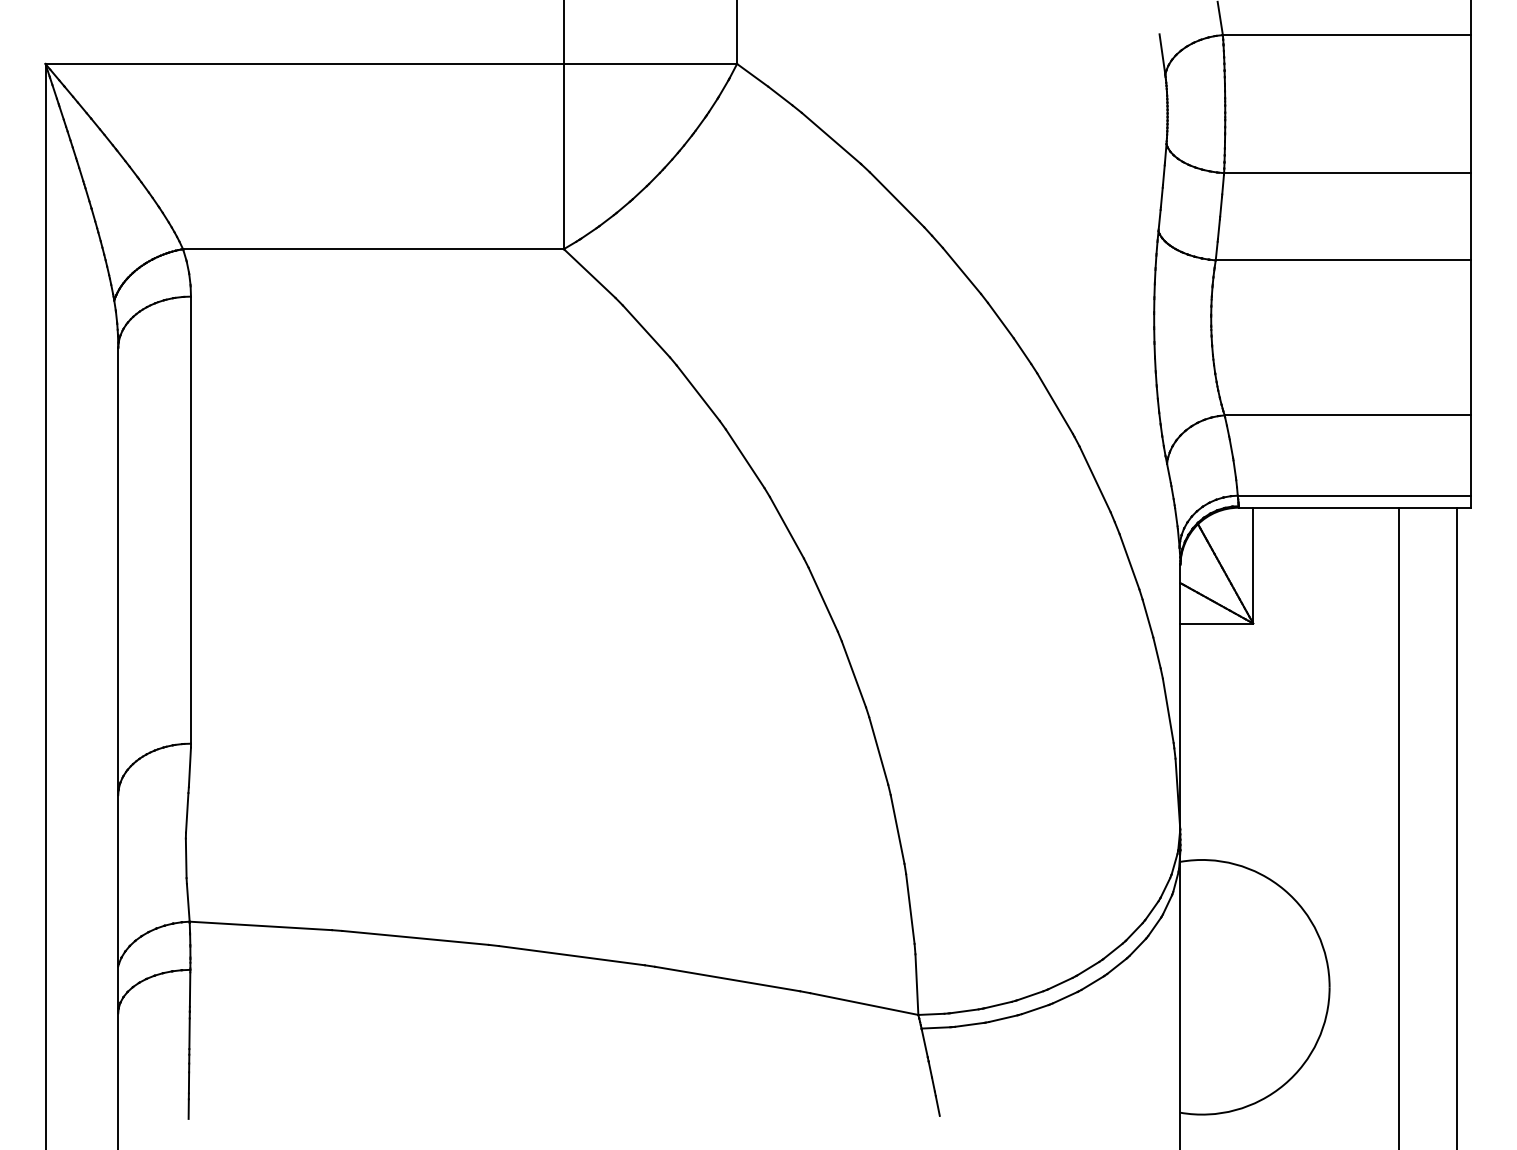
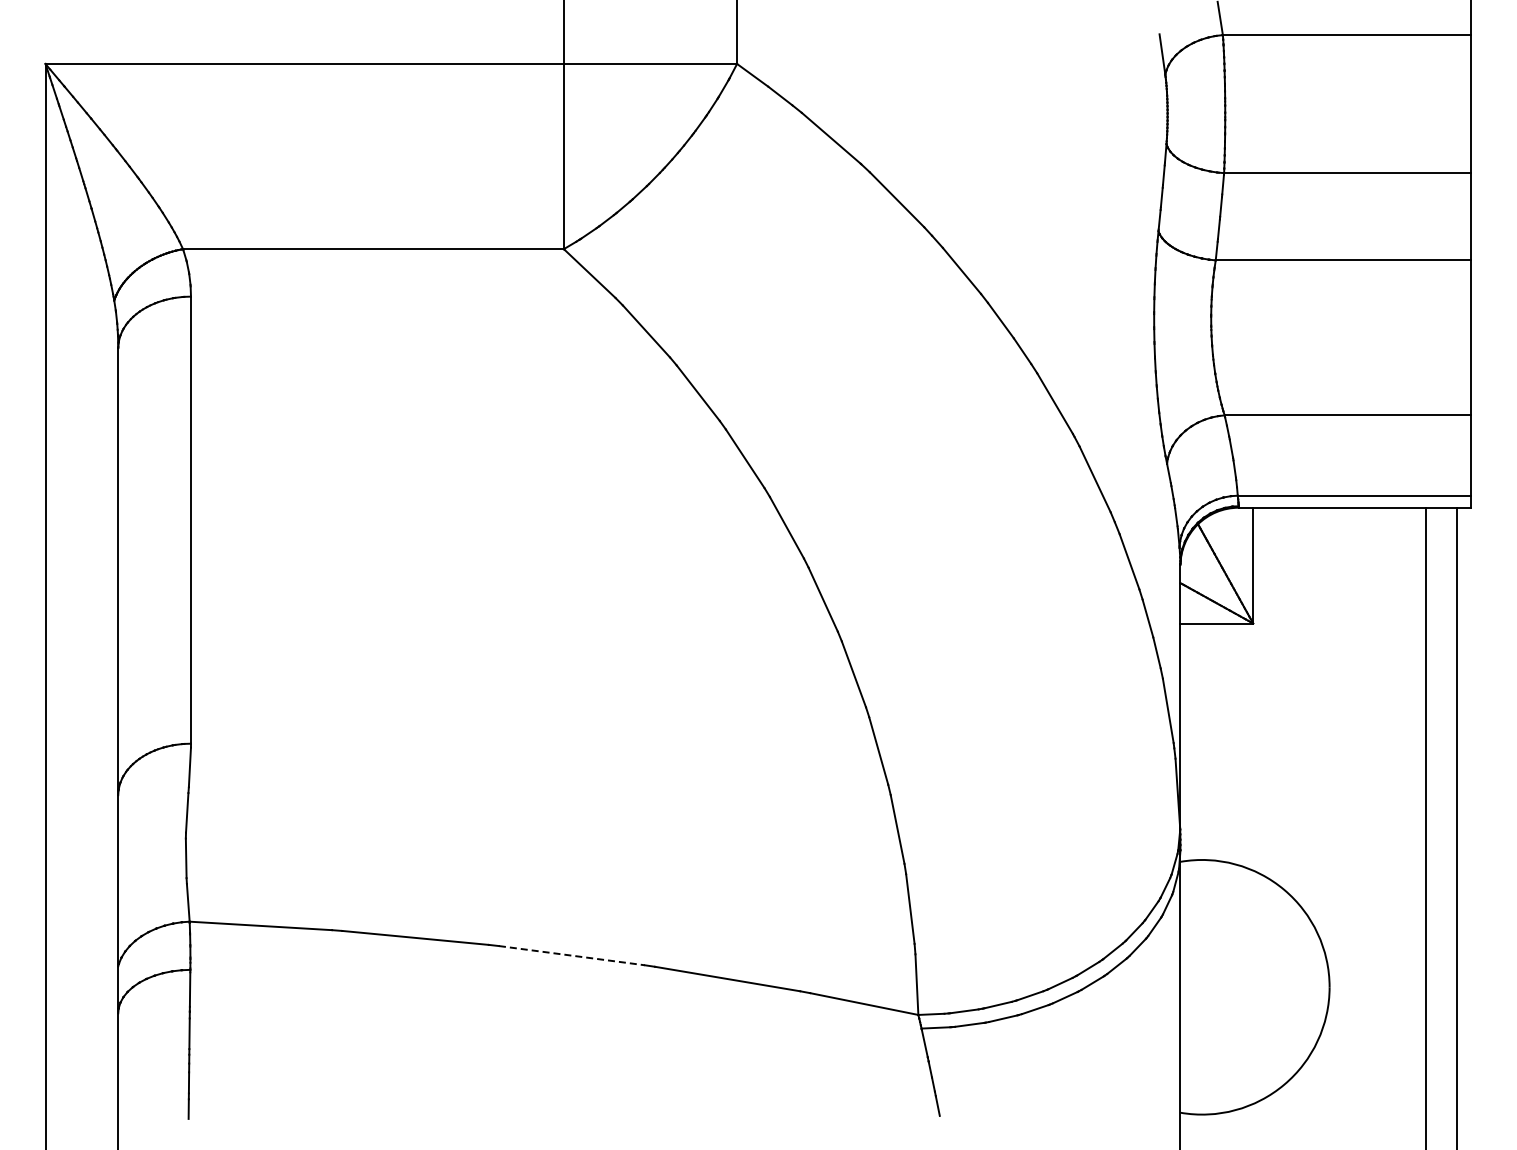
line position: (1398, 826) -> (1425, 826) (1425, 826)
line: solid -> dashed (571, 955)
